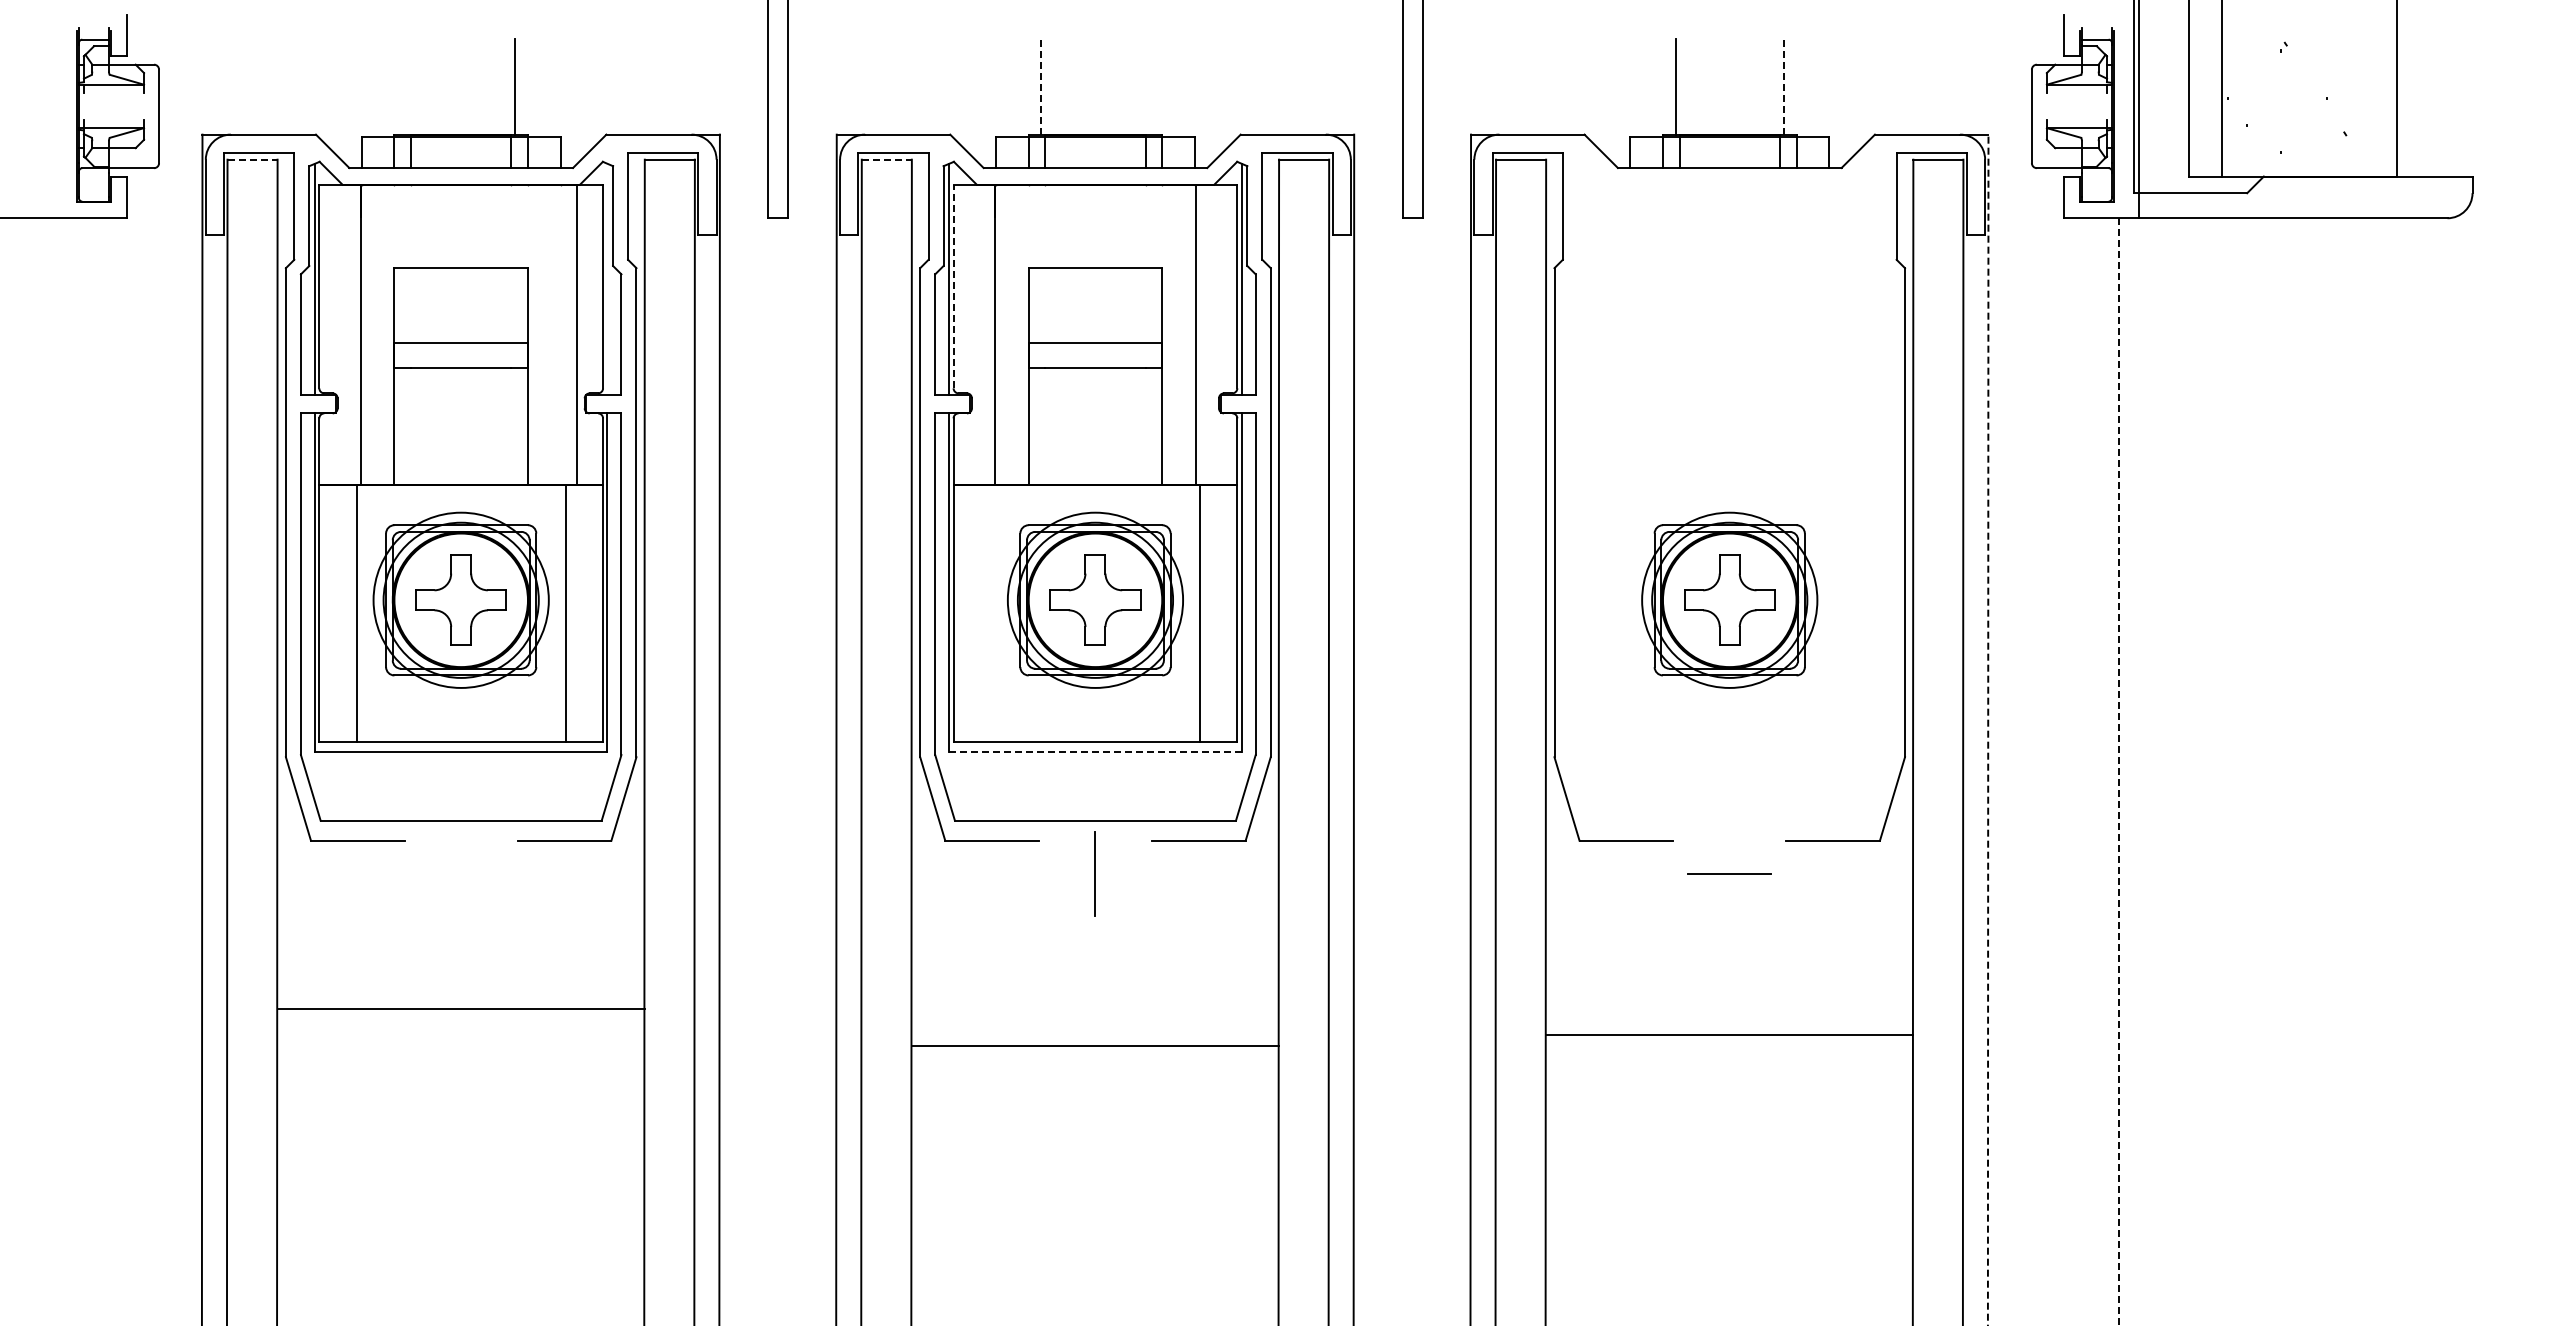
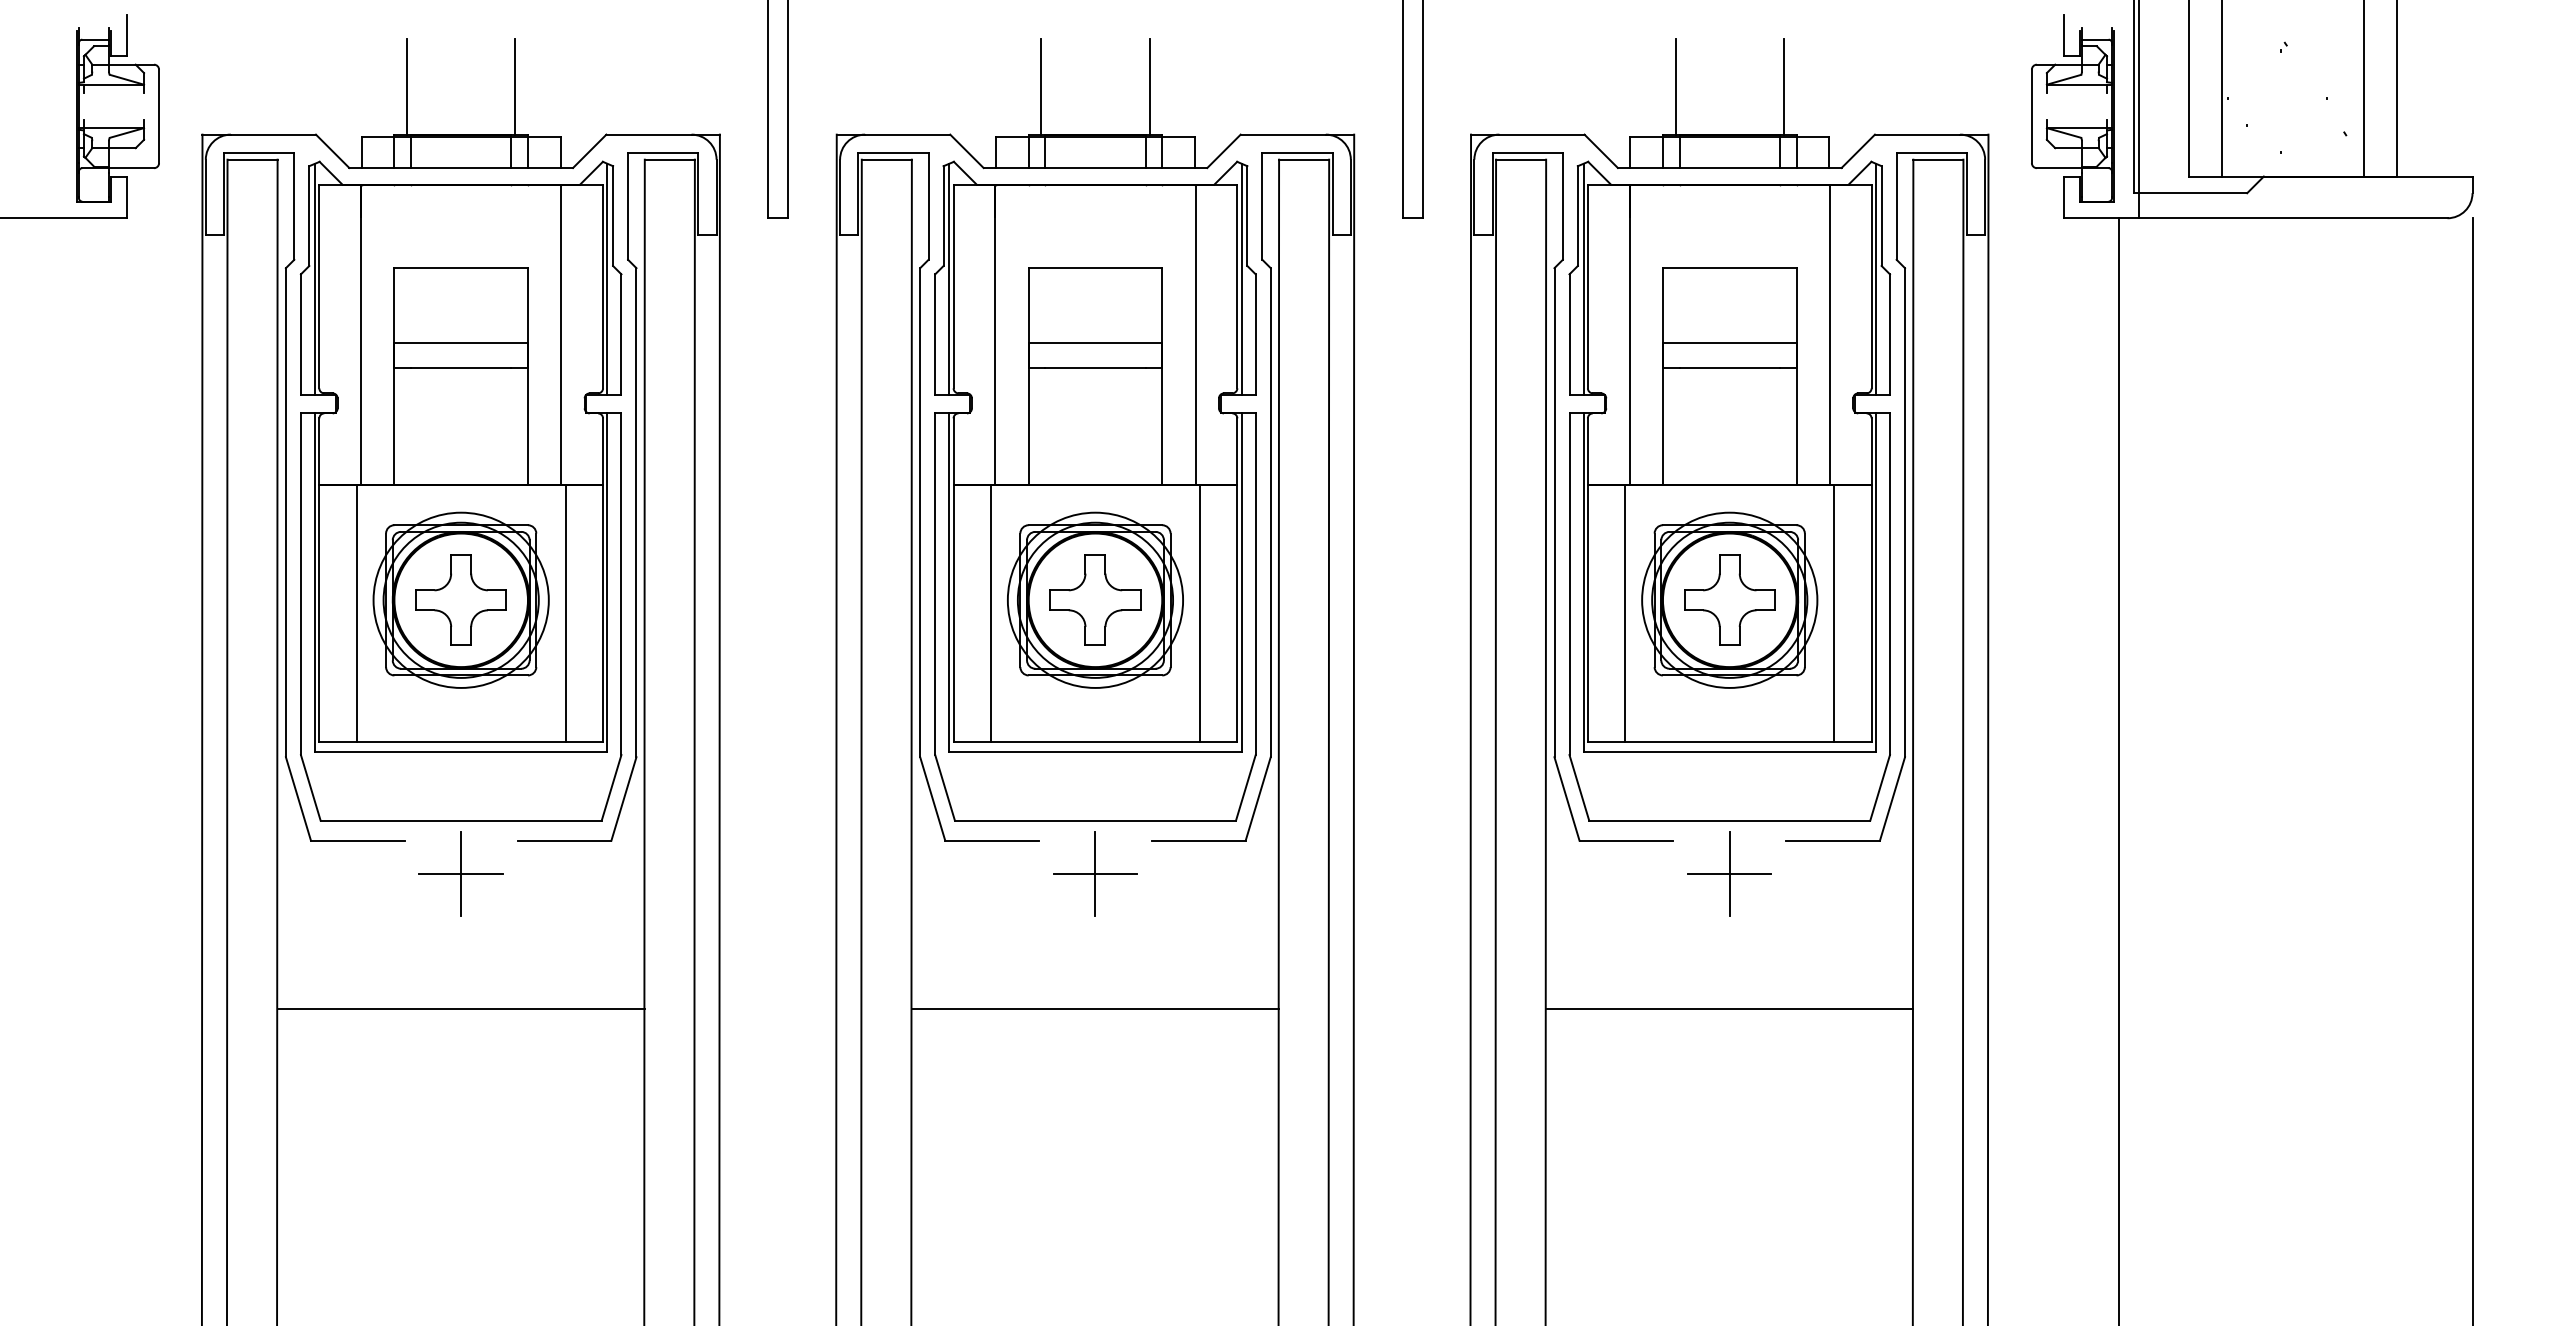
line: none -> present (406, 86)
line: none -> present (1149, 86)
line: dashed -> solid (1041, 87)
line: dashed -> solid (1784, 87)
line: none -> present (2364, 89)
line: dashed -> solid (253, 159)
line: dashed -> solid (887, 159)
line: none -> present (607, 279)
line: dashed -> solid (953, 286)
line position: (577, 334) -> (561, 334) (561, 334)
part: none -> present (1729, 490)
line: none -> present (991, 613)
line: dashed -> solid (1988, 729)
line: dashed -> solid (1095, 752)
line: none -> present (2472, 770)
line: dashed -> solid (2118, 772)
part: none -> present (460, 873)
line: none -> present (1729, 873)
line: none -> present (1095, 874)
line position: (1729, 1035) -> (1729, 1009) (1729, 1009)
line position: (1095, 1046) -> (1095, 1009) (1095, 1009)
